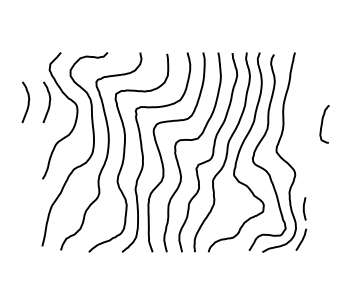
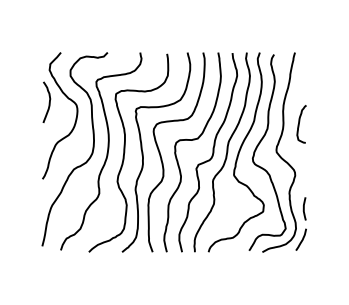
curve: present -> none (27, 102)
curve position: (322, 124) -> (299, 124) (299, 124)
